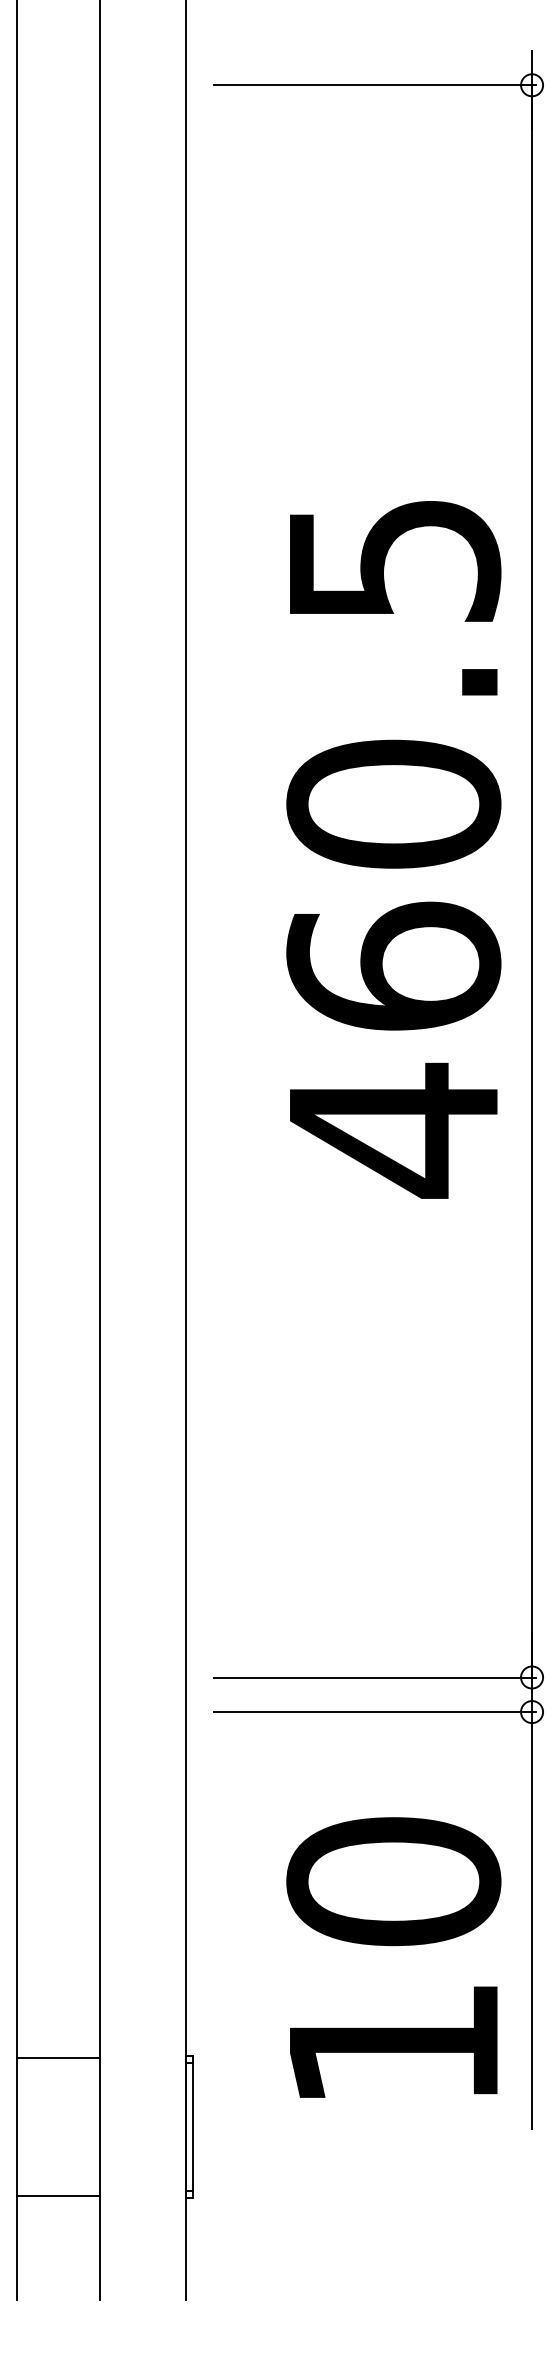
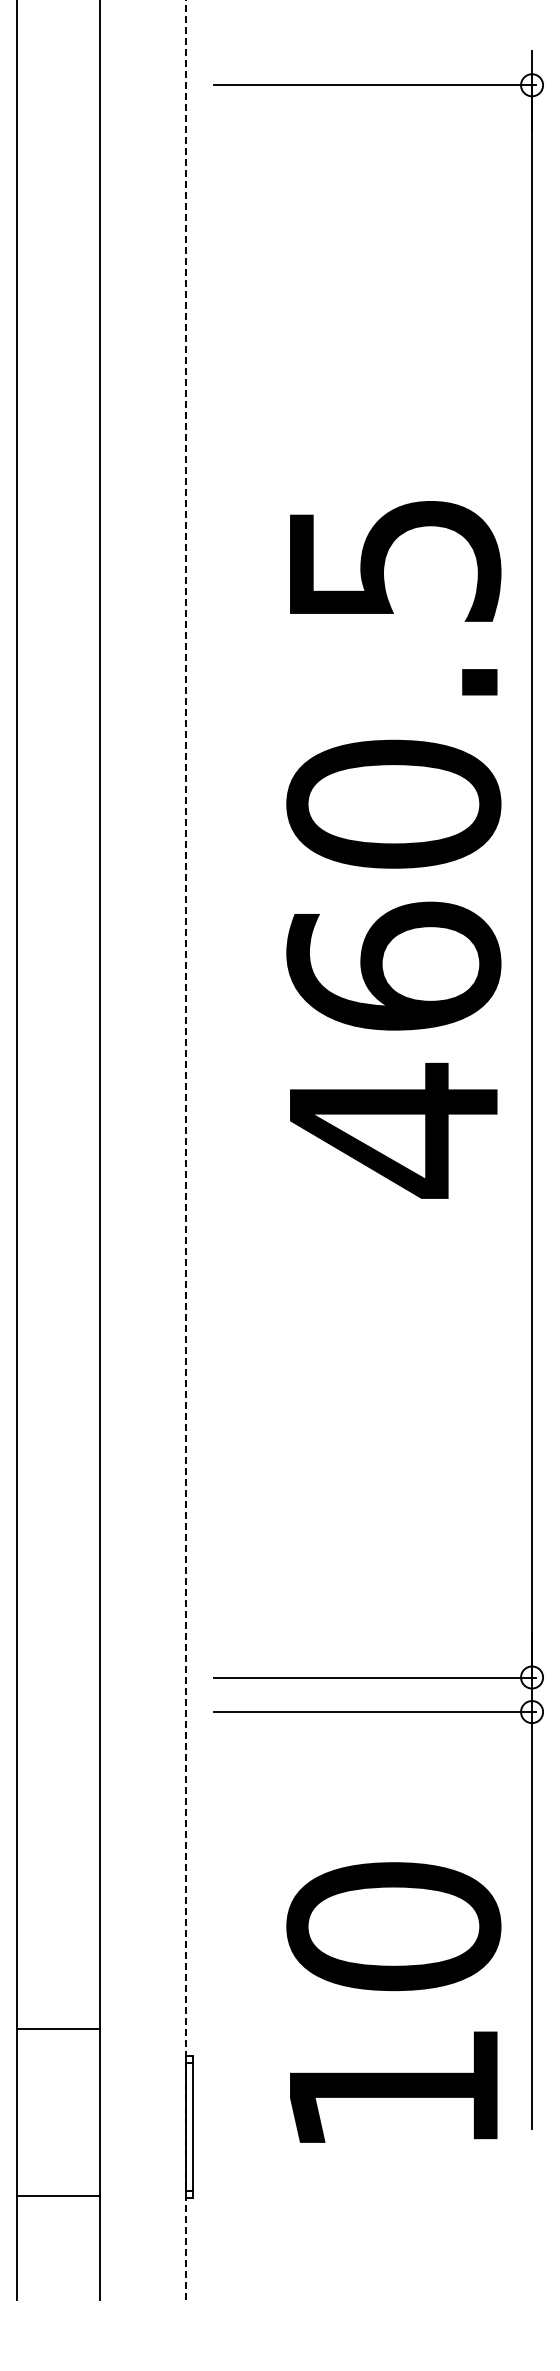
line: solid -> dashed (186, 1150)
text position: (393, 1957) -> (393, 2002) (393, 2002)
line position: (57, 2057) -> (57, 2028) (57, 2028)
